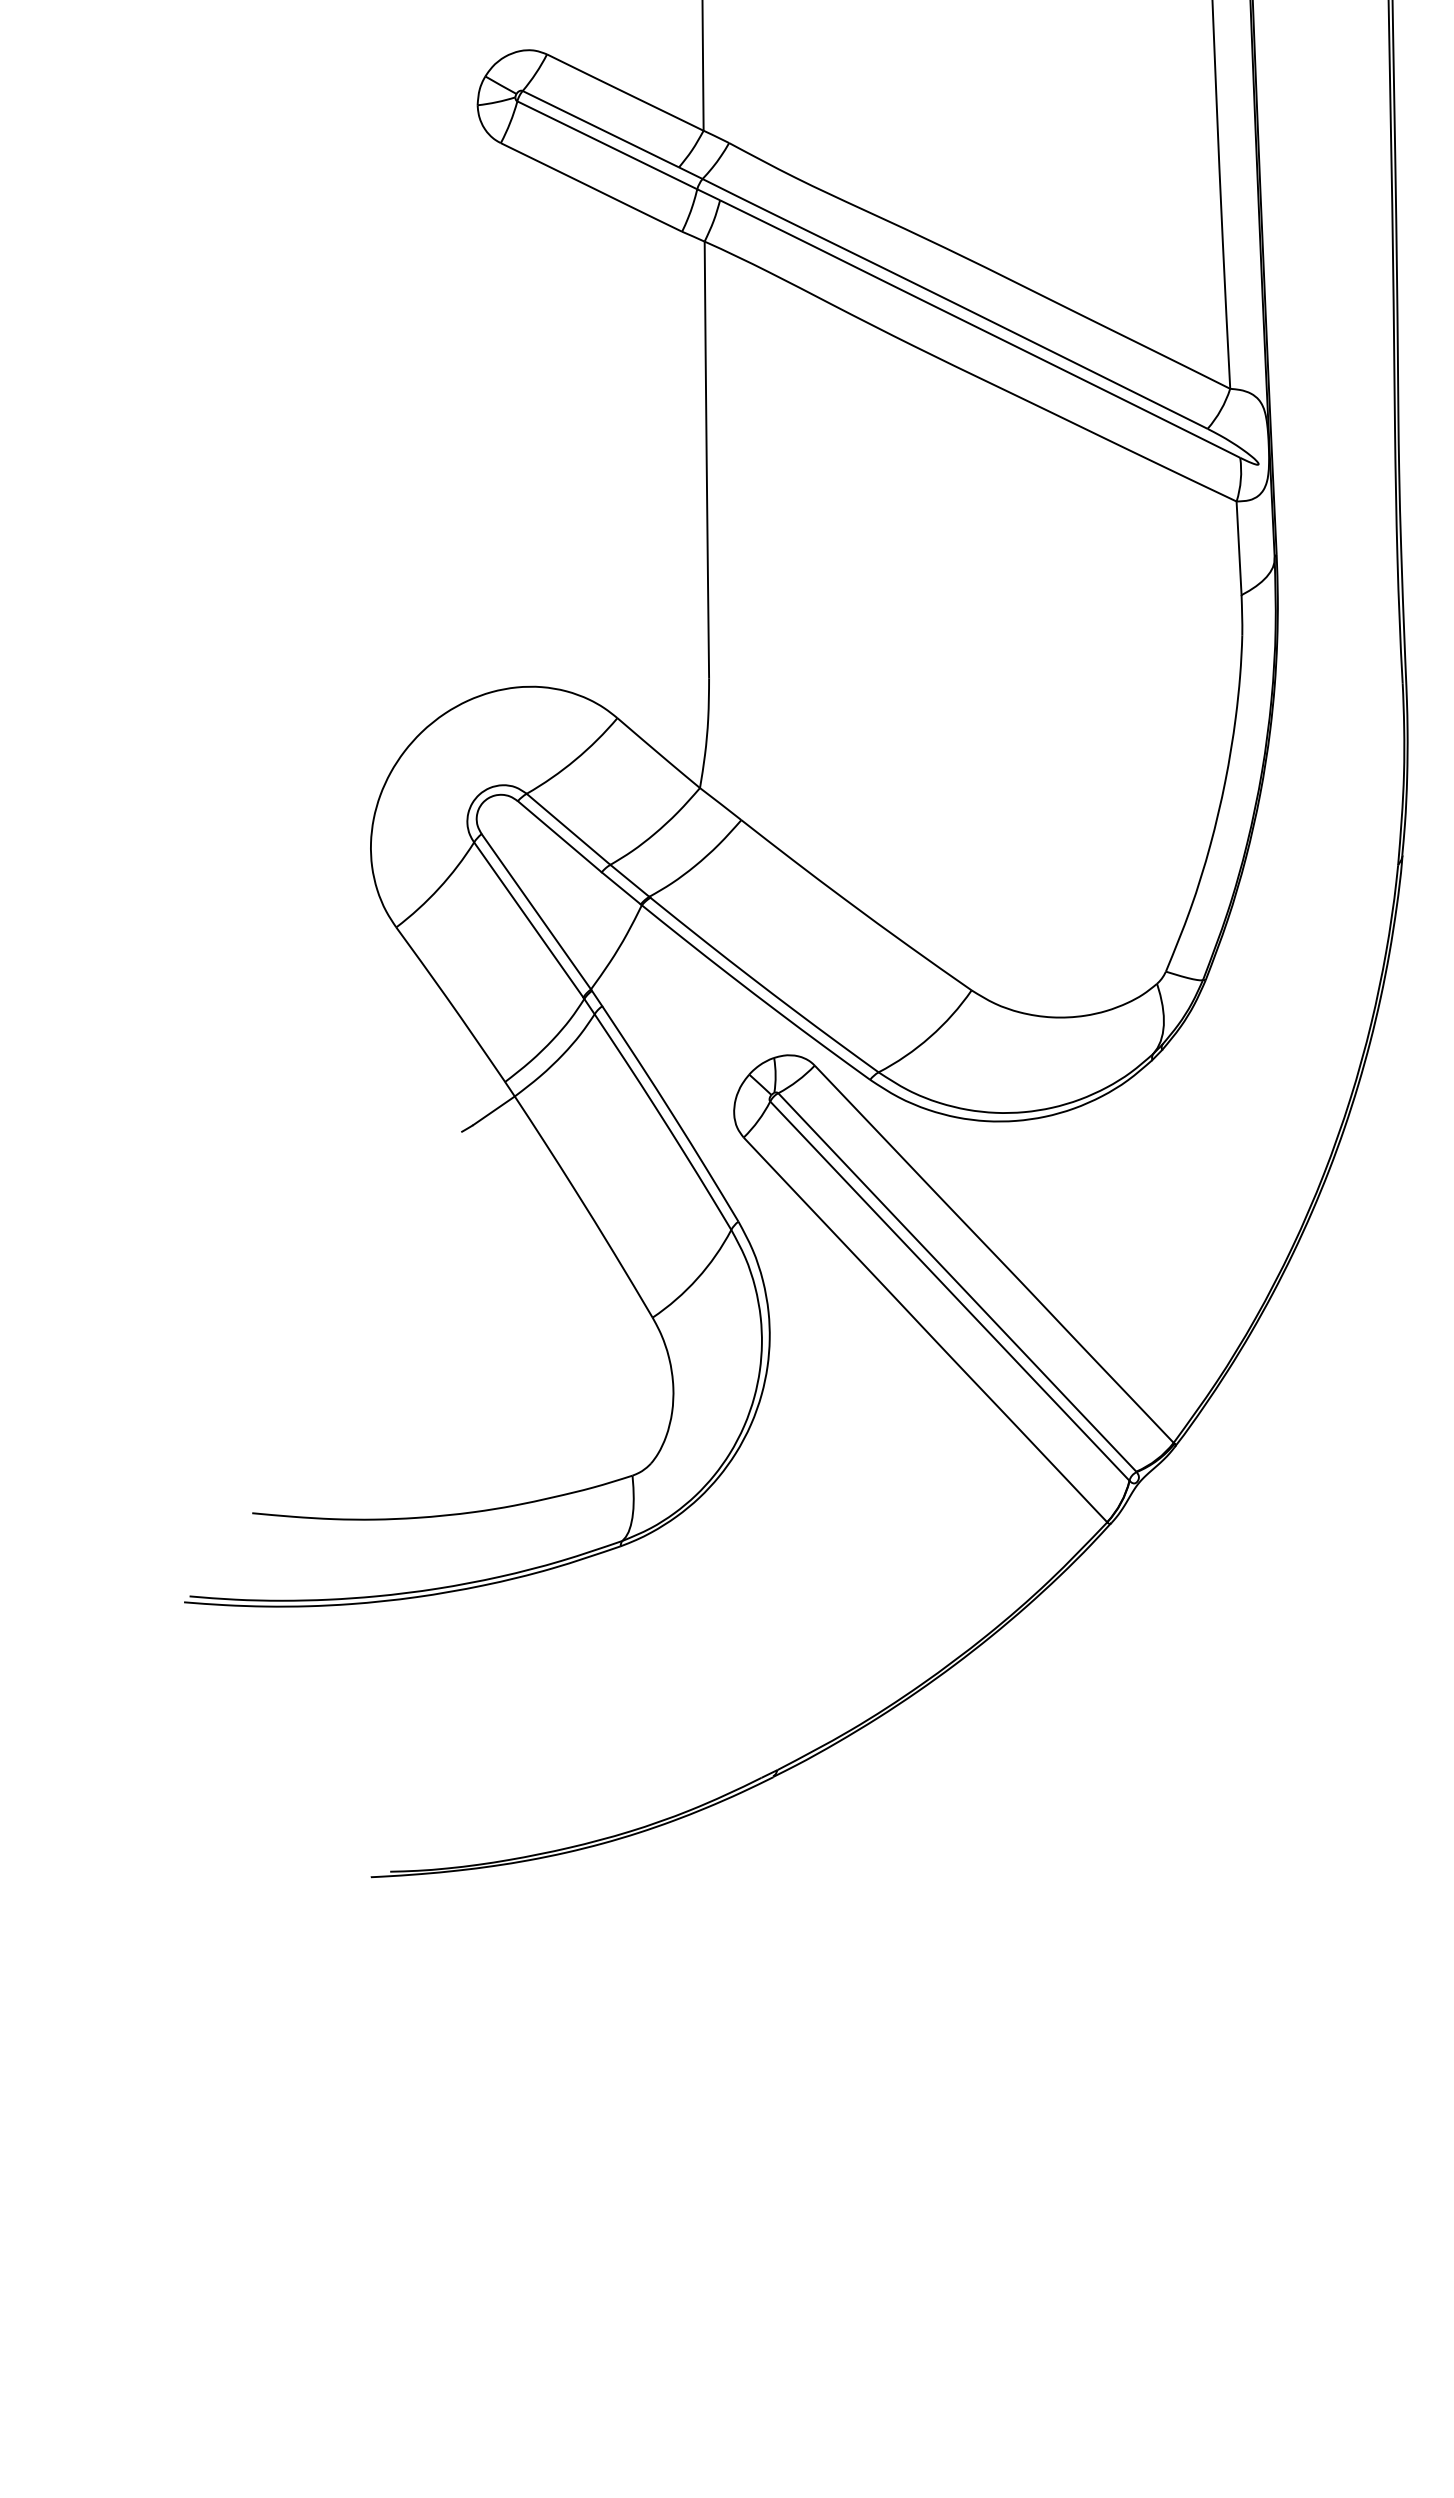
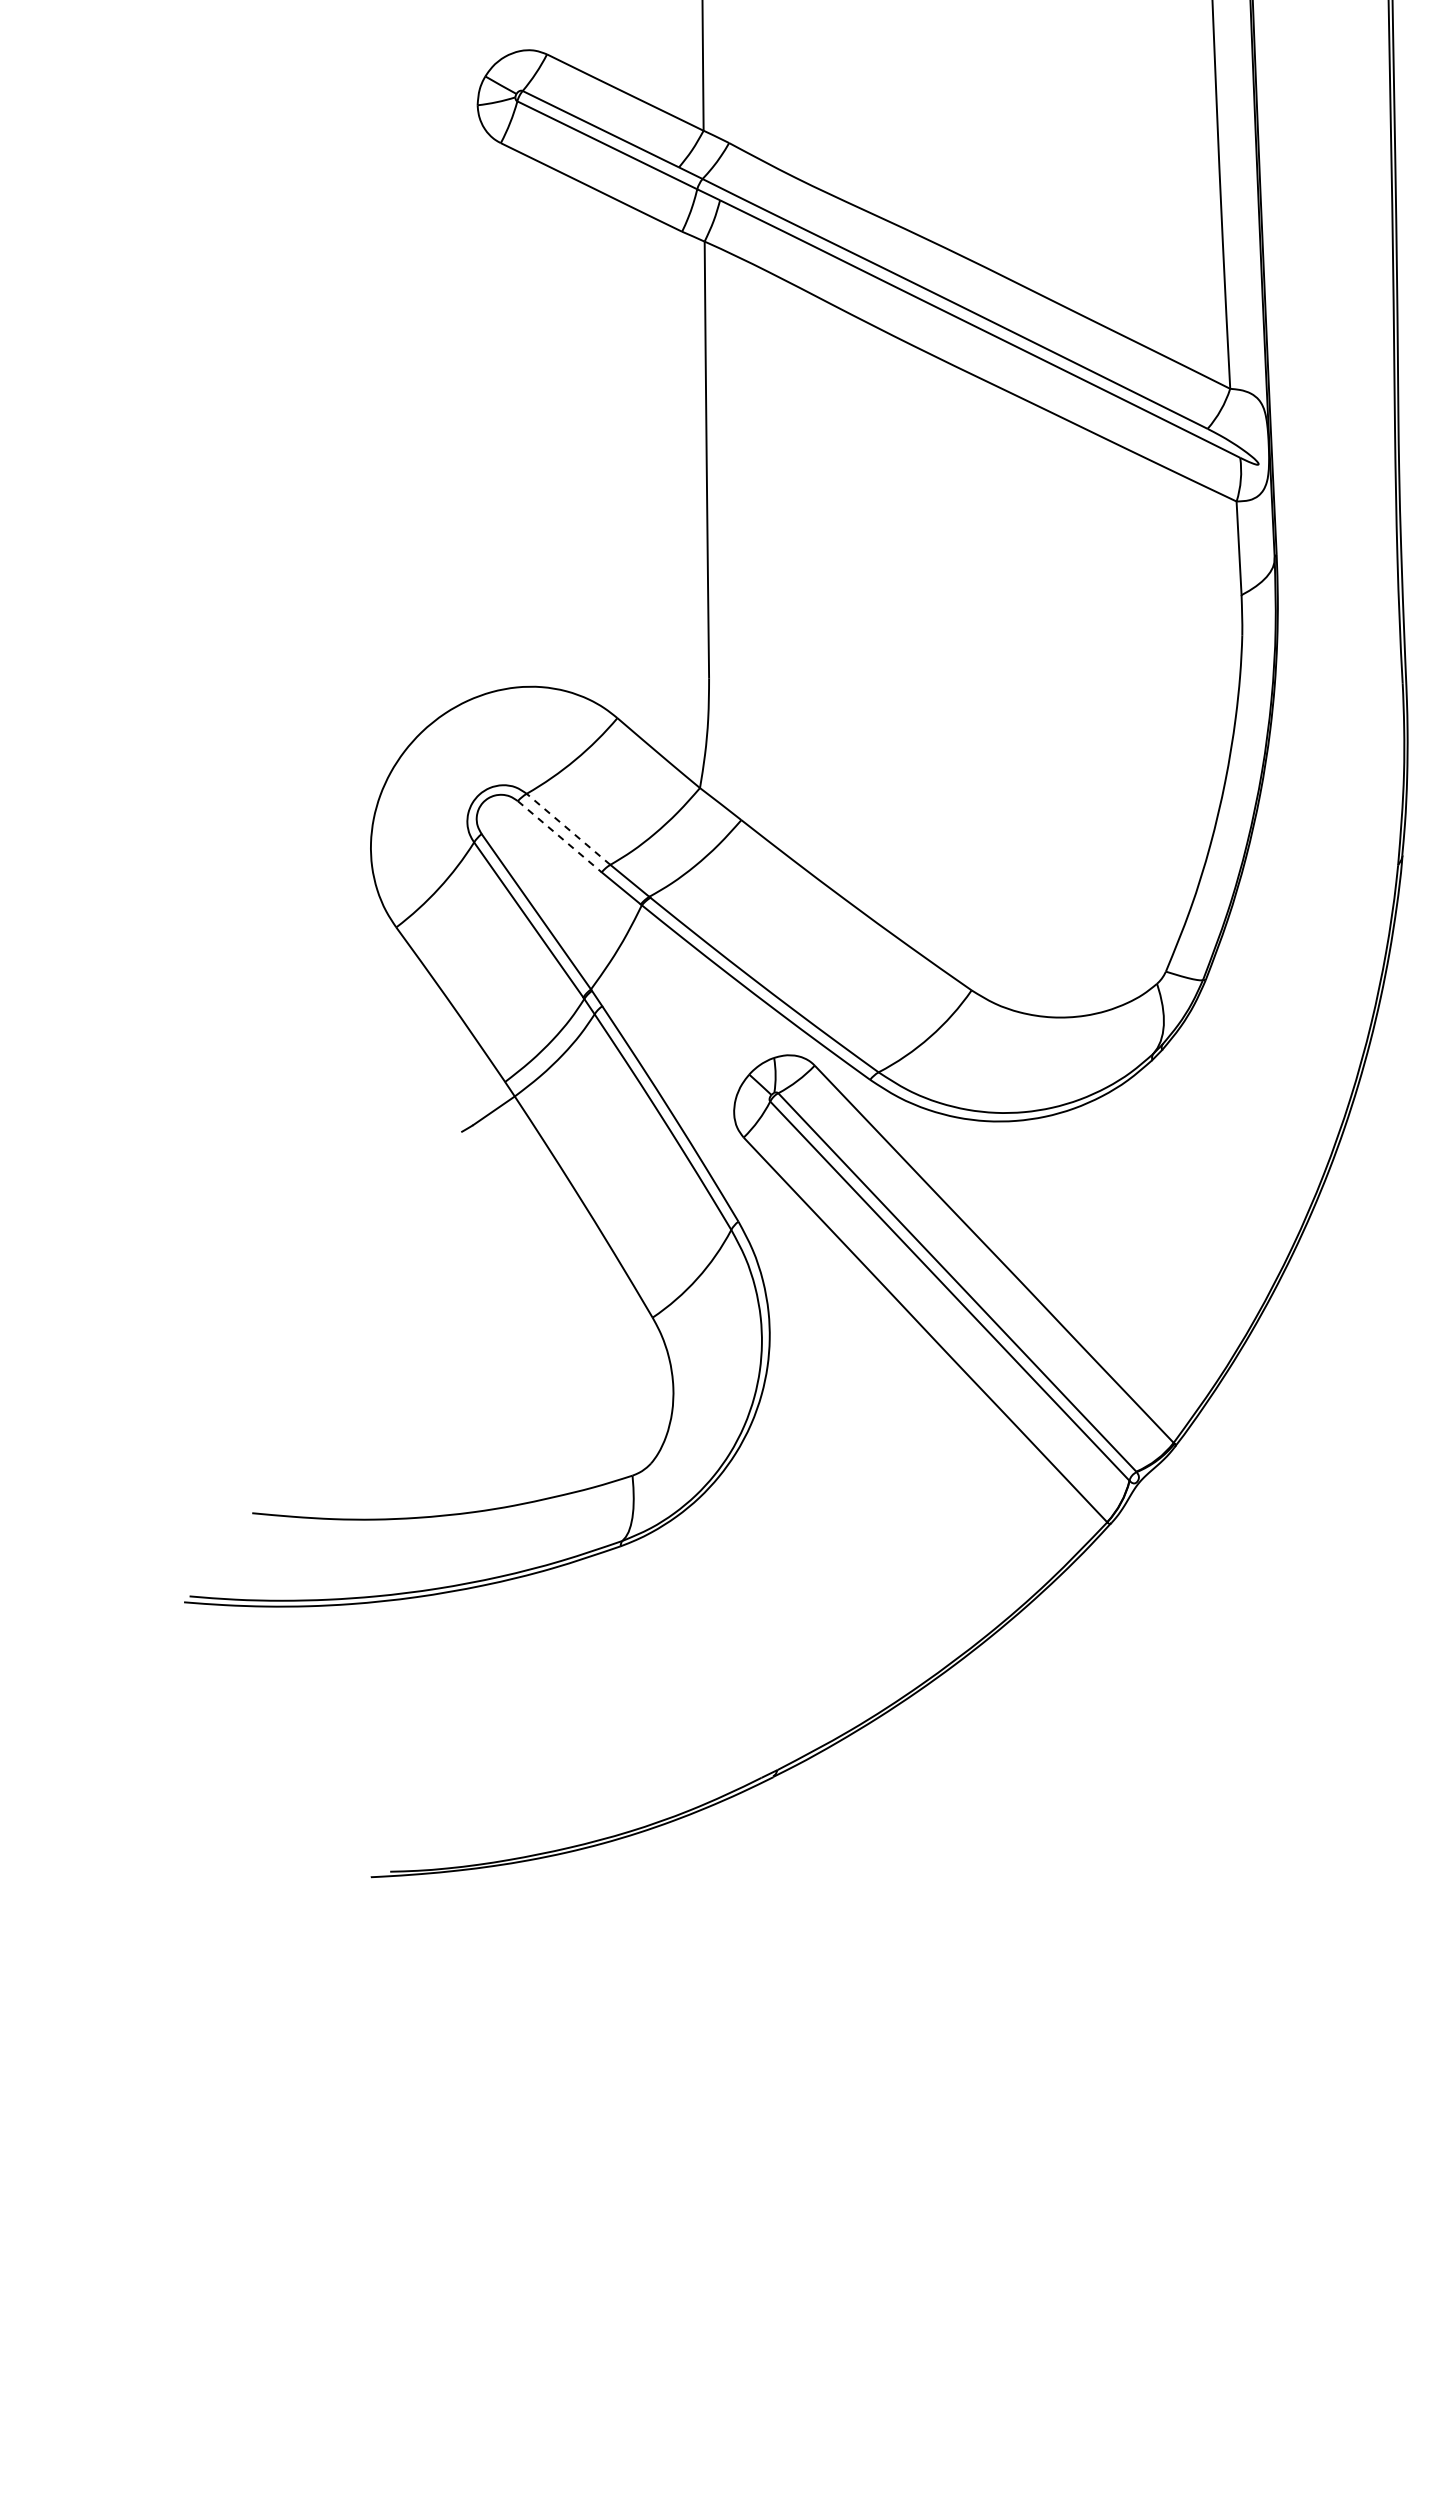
line: solid -> dashed (568, 829)
line: solid -> dashed (559, 836)
